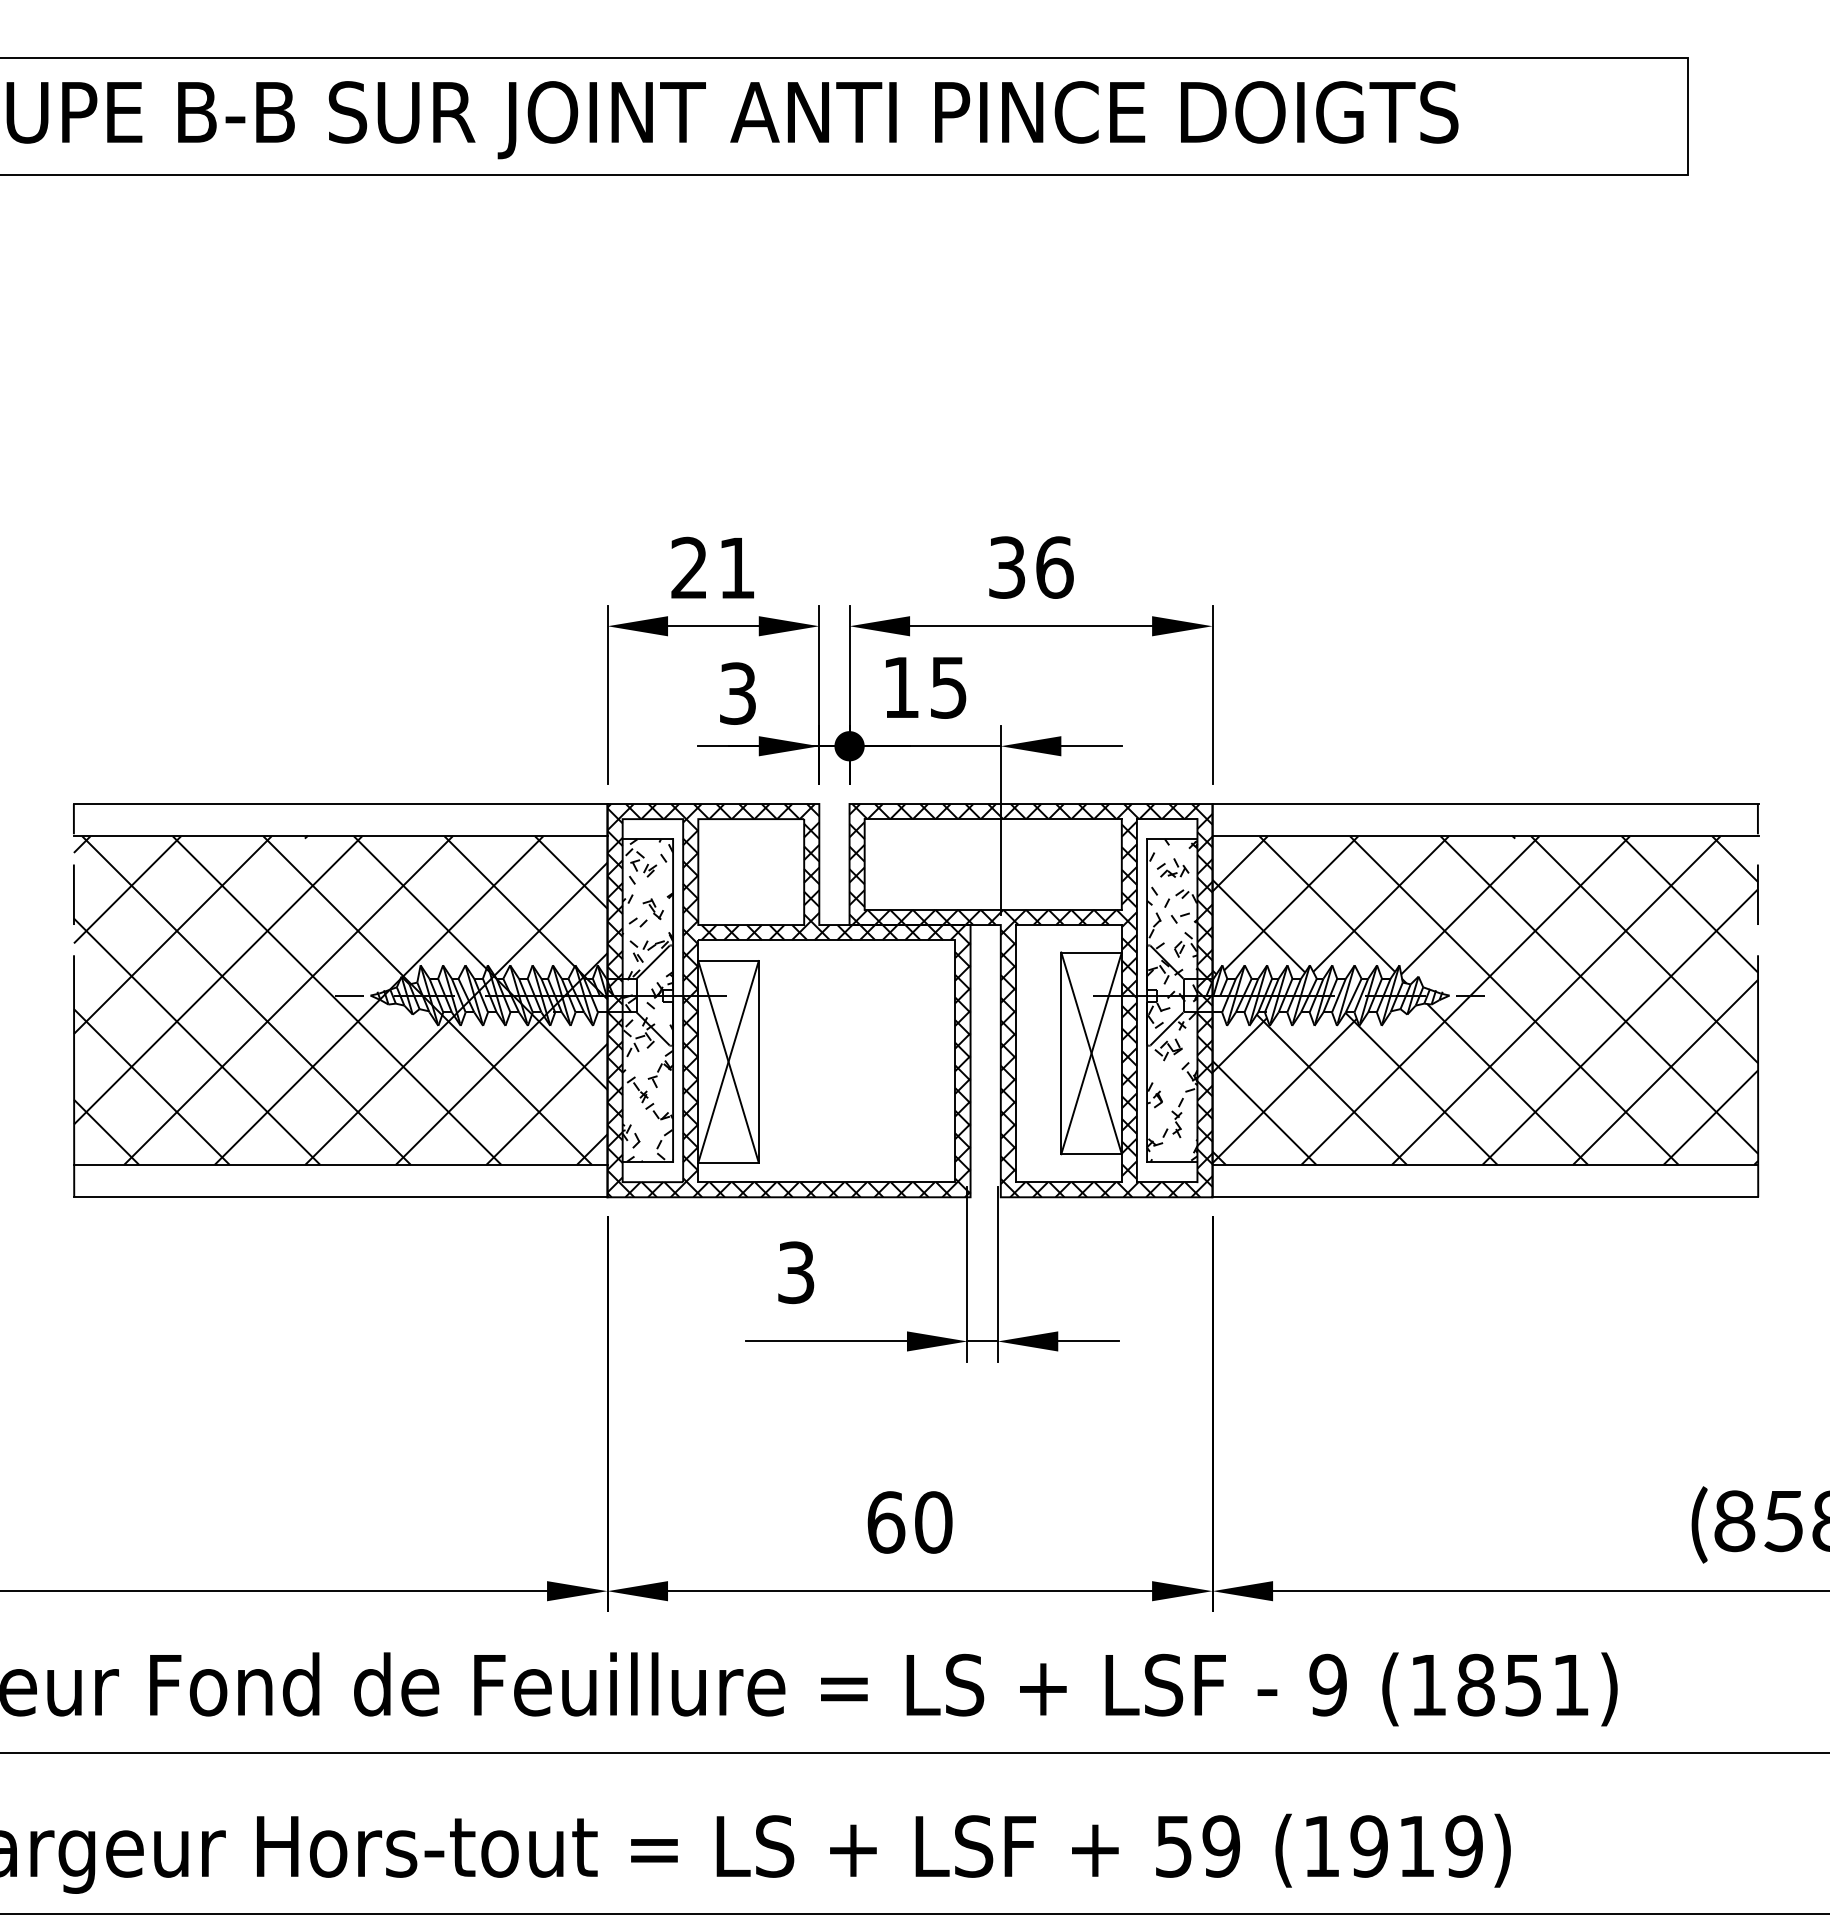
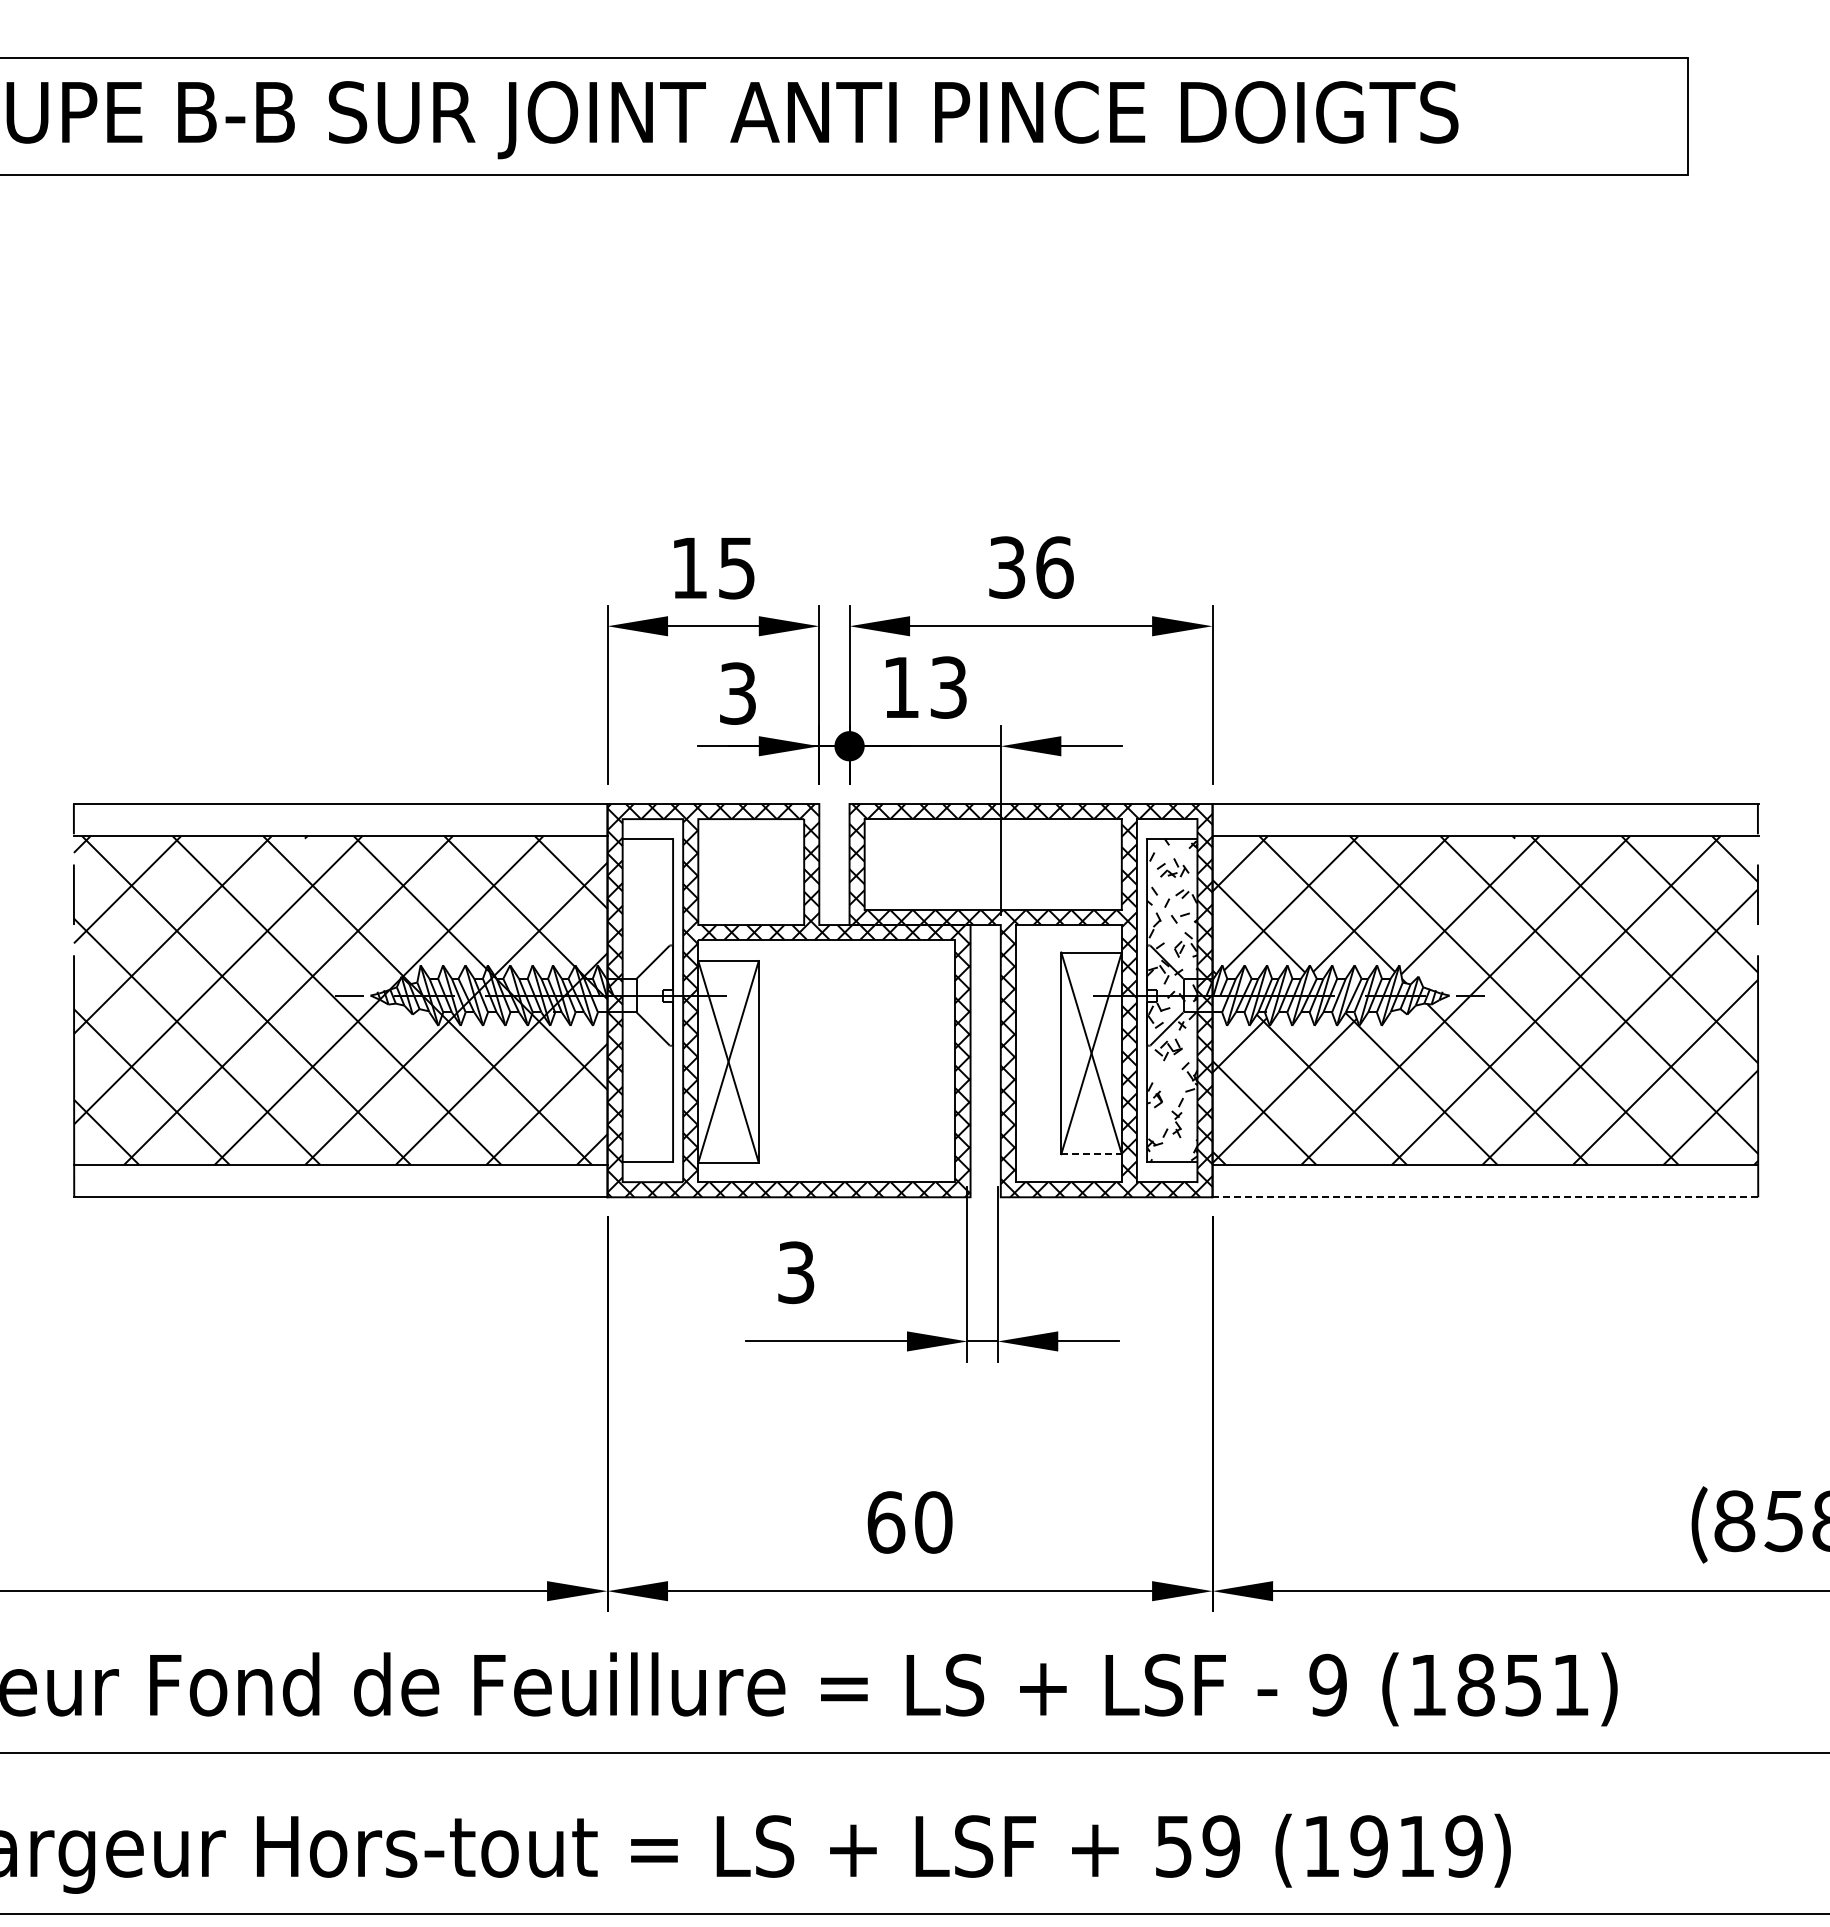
text: 21 -> 15 (712, 567)
text: 15 -> 13 (948, 687)
hatch: present -> none (647, 1000)
line: solid -> dashed (1092, 1154)
line: solid -> dashed (1485, 1197)
